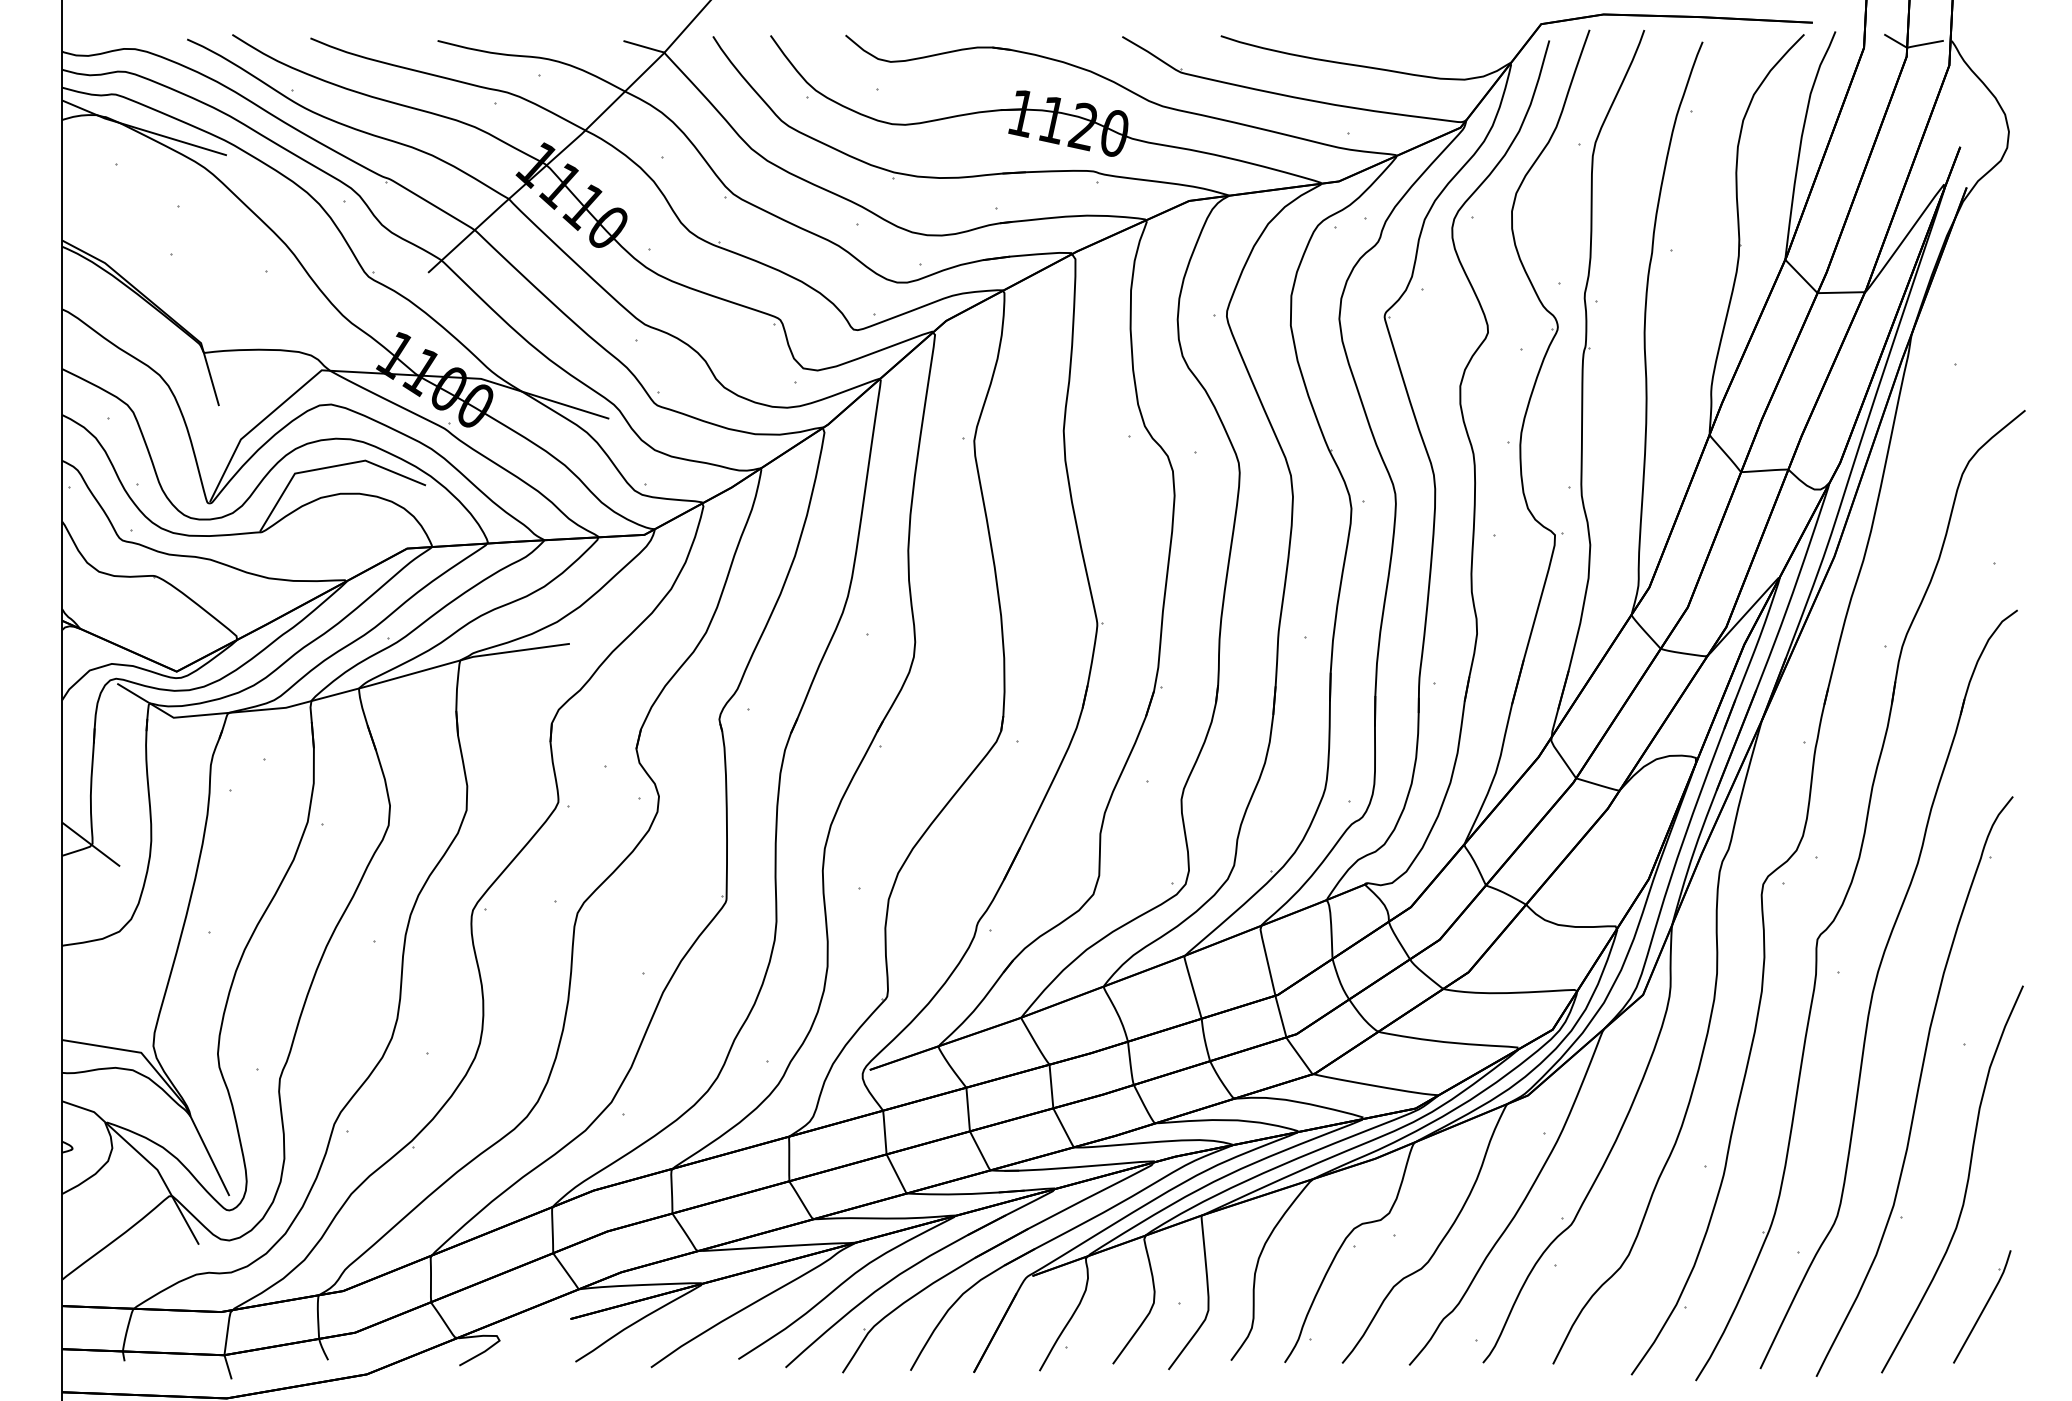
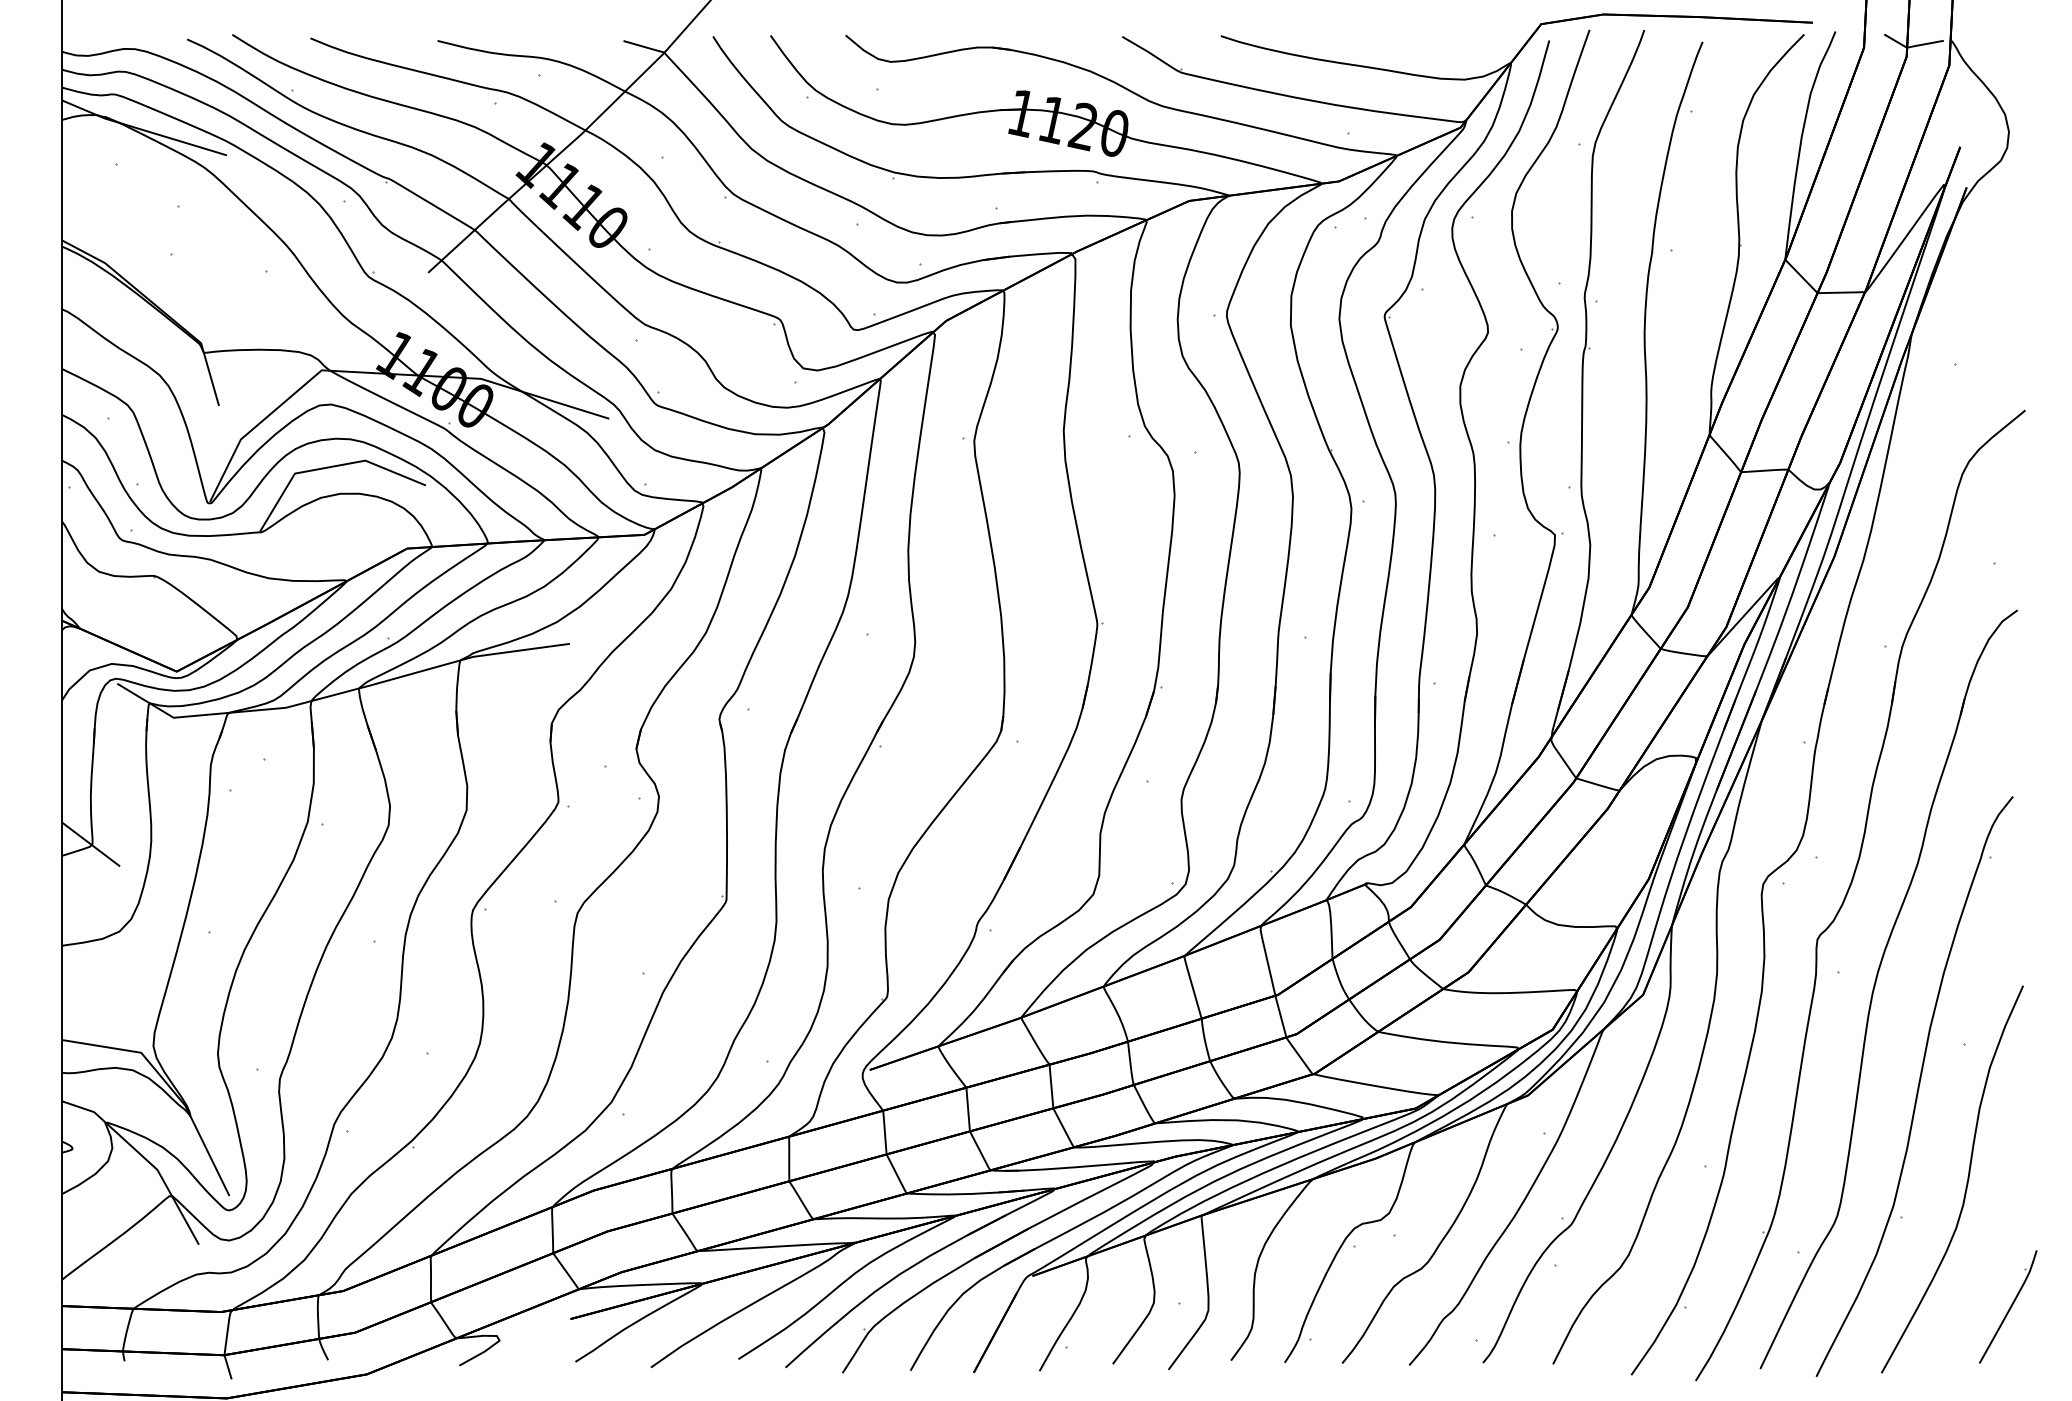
part position: (1982, 1306) -> (2008, 1306) (2008, 1306)
